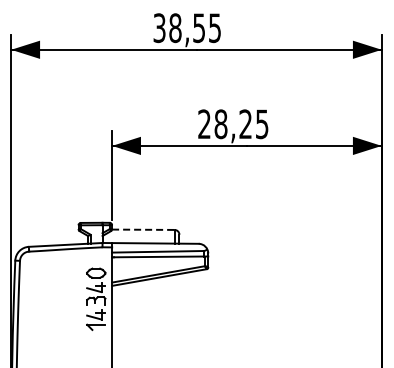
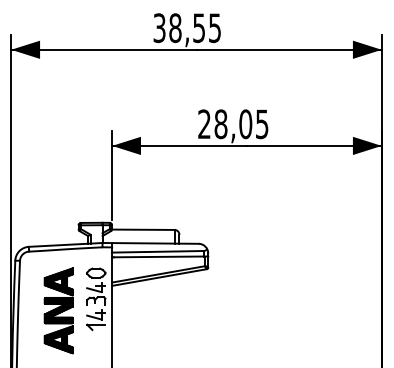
text: 28,25 -> 28,05 (245, 124)
line: dashed -> solid (143, 229)
part: none -> present (58, 310)
